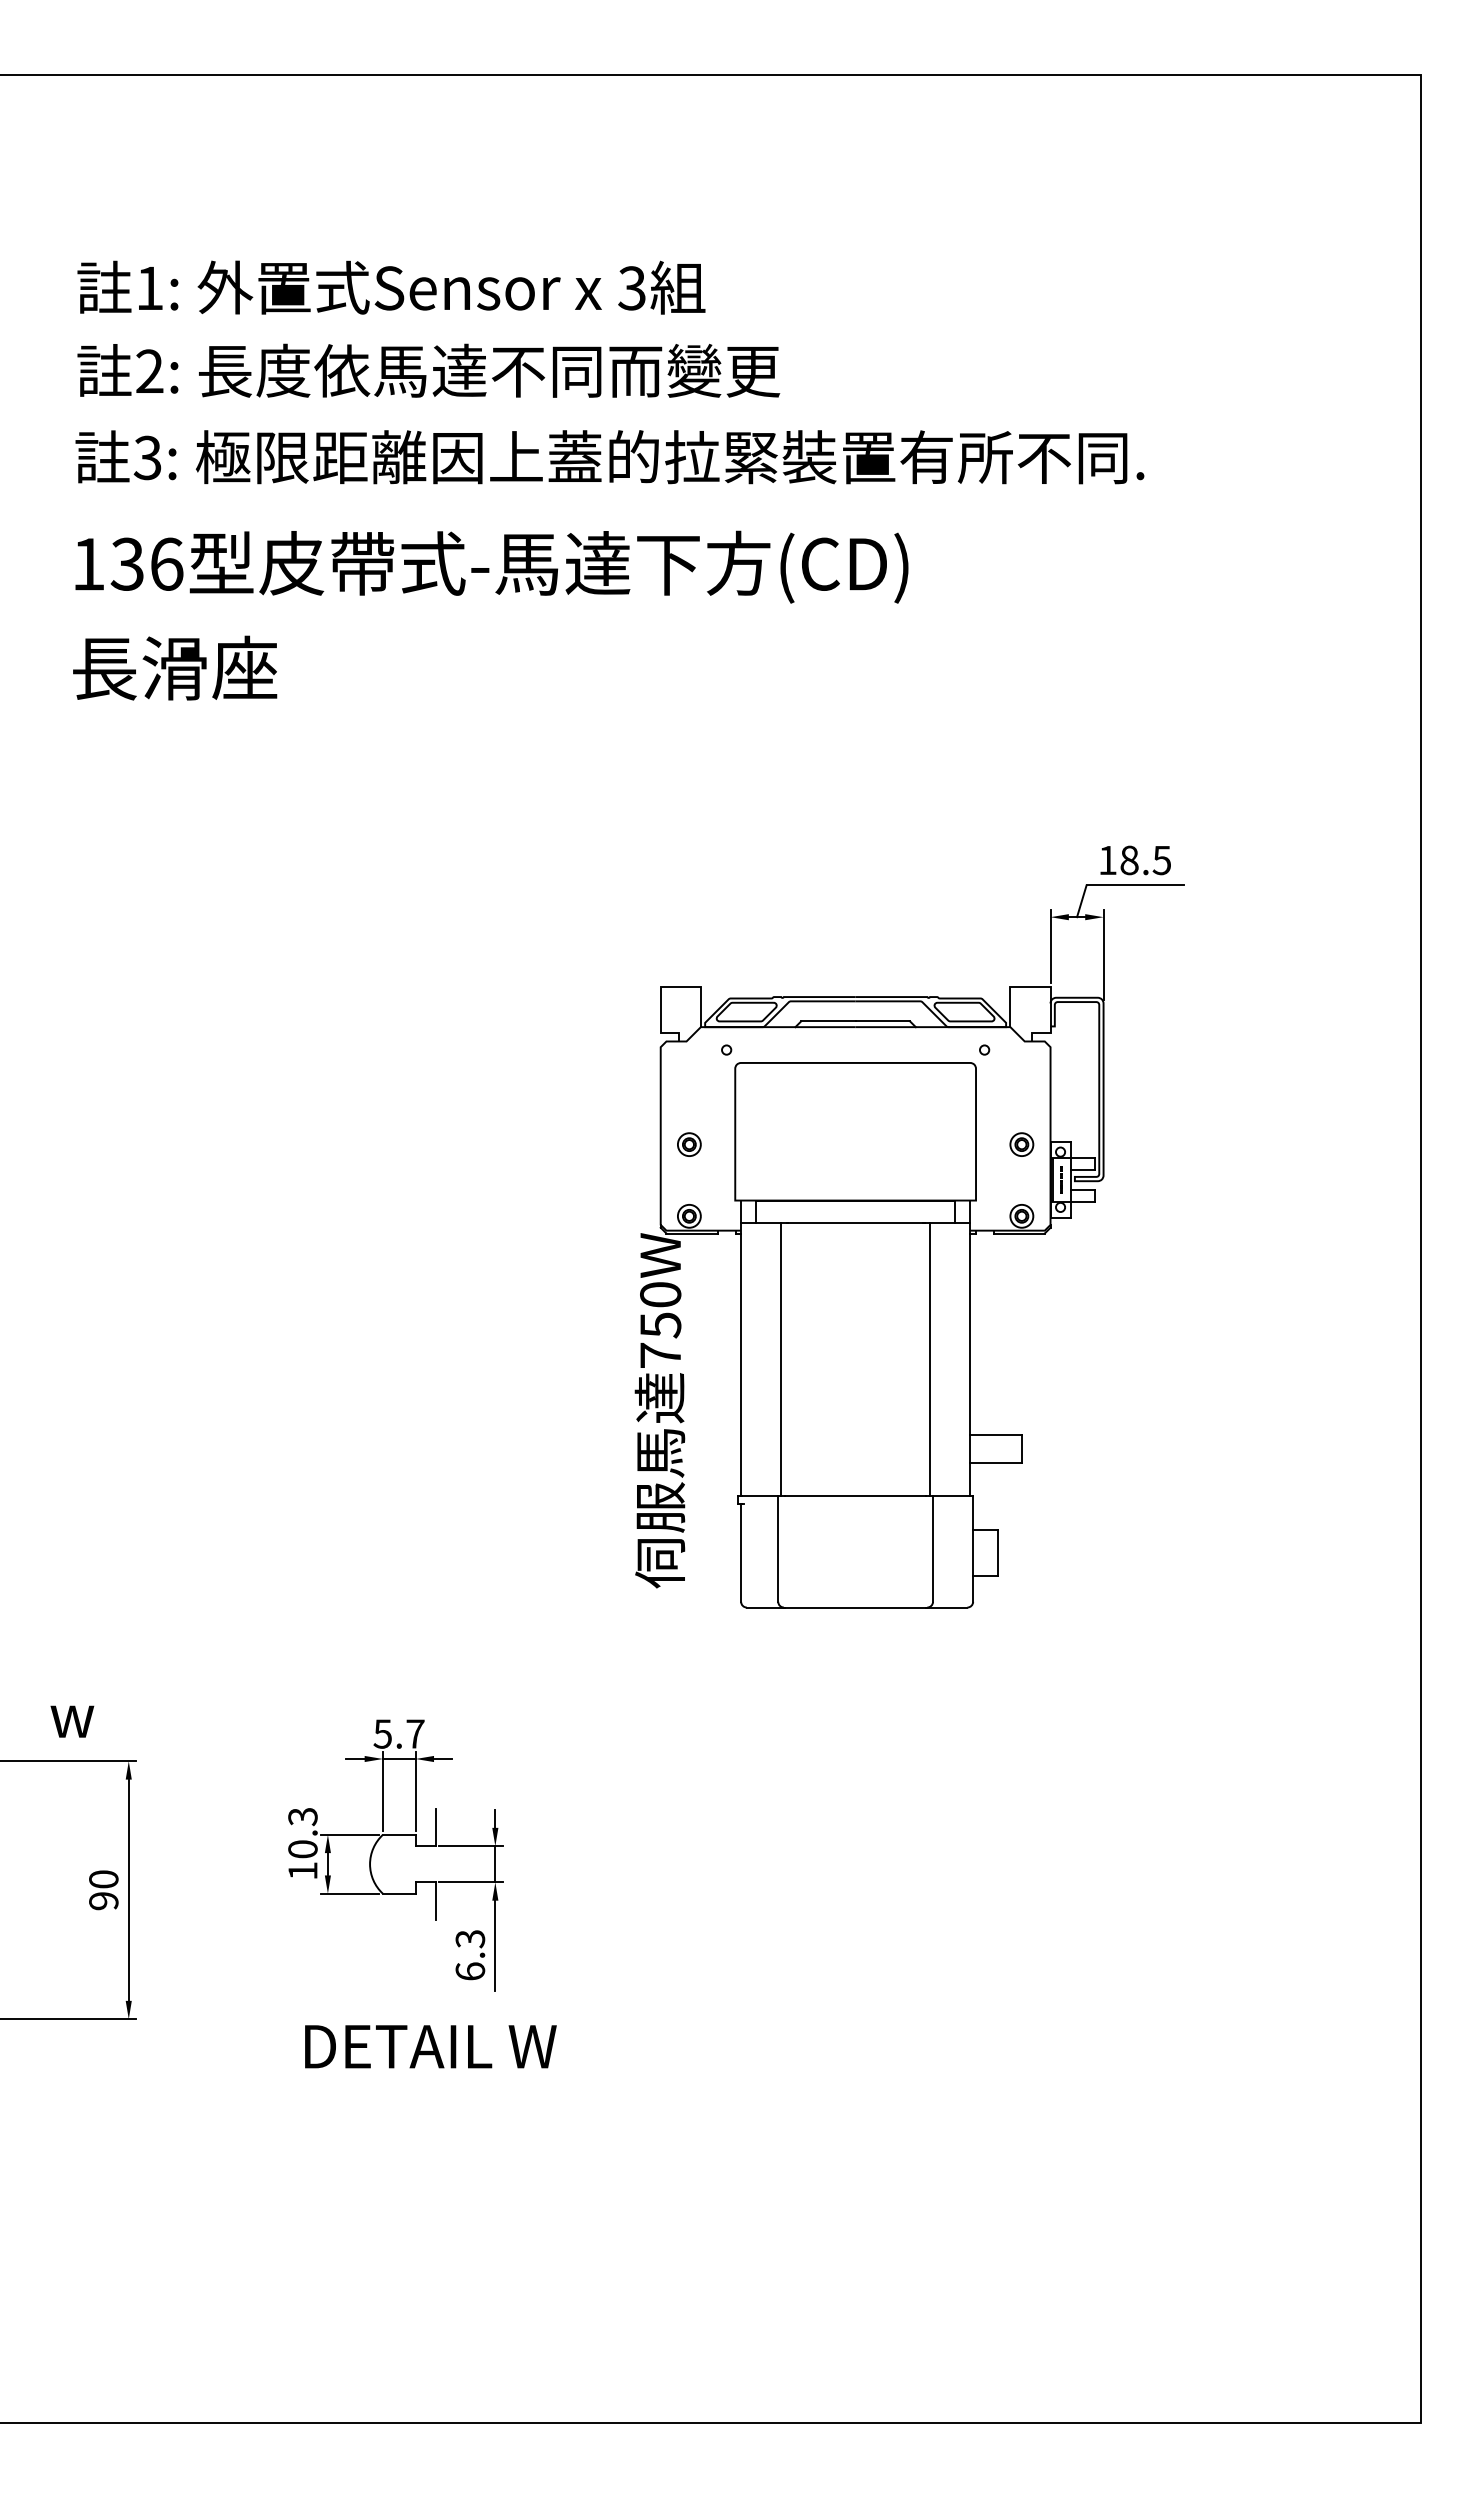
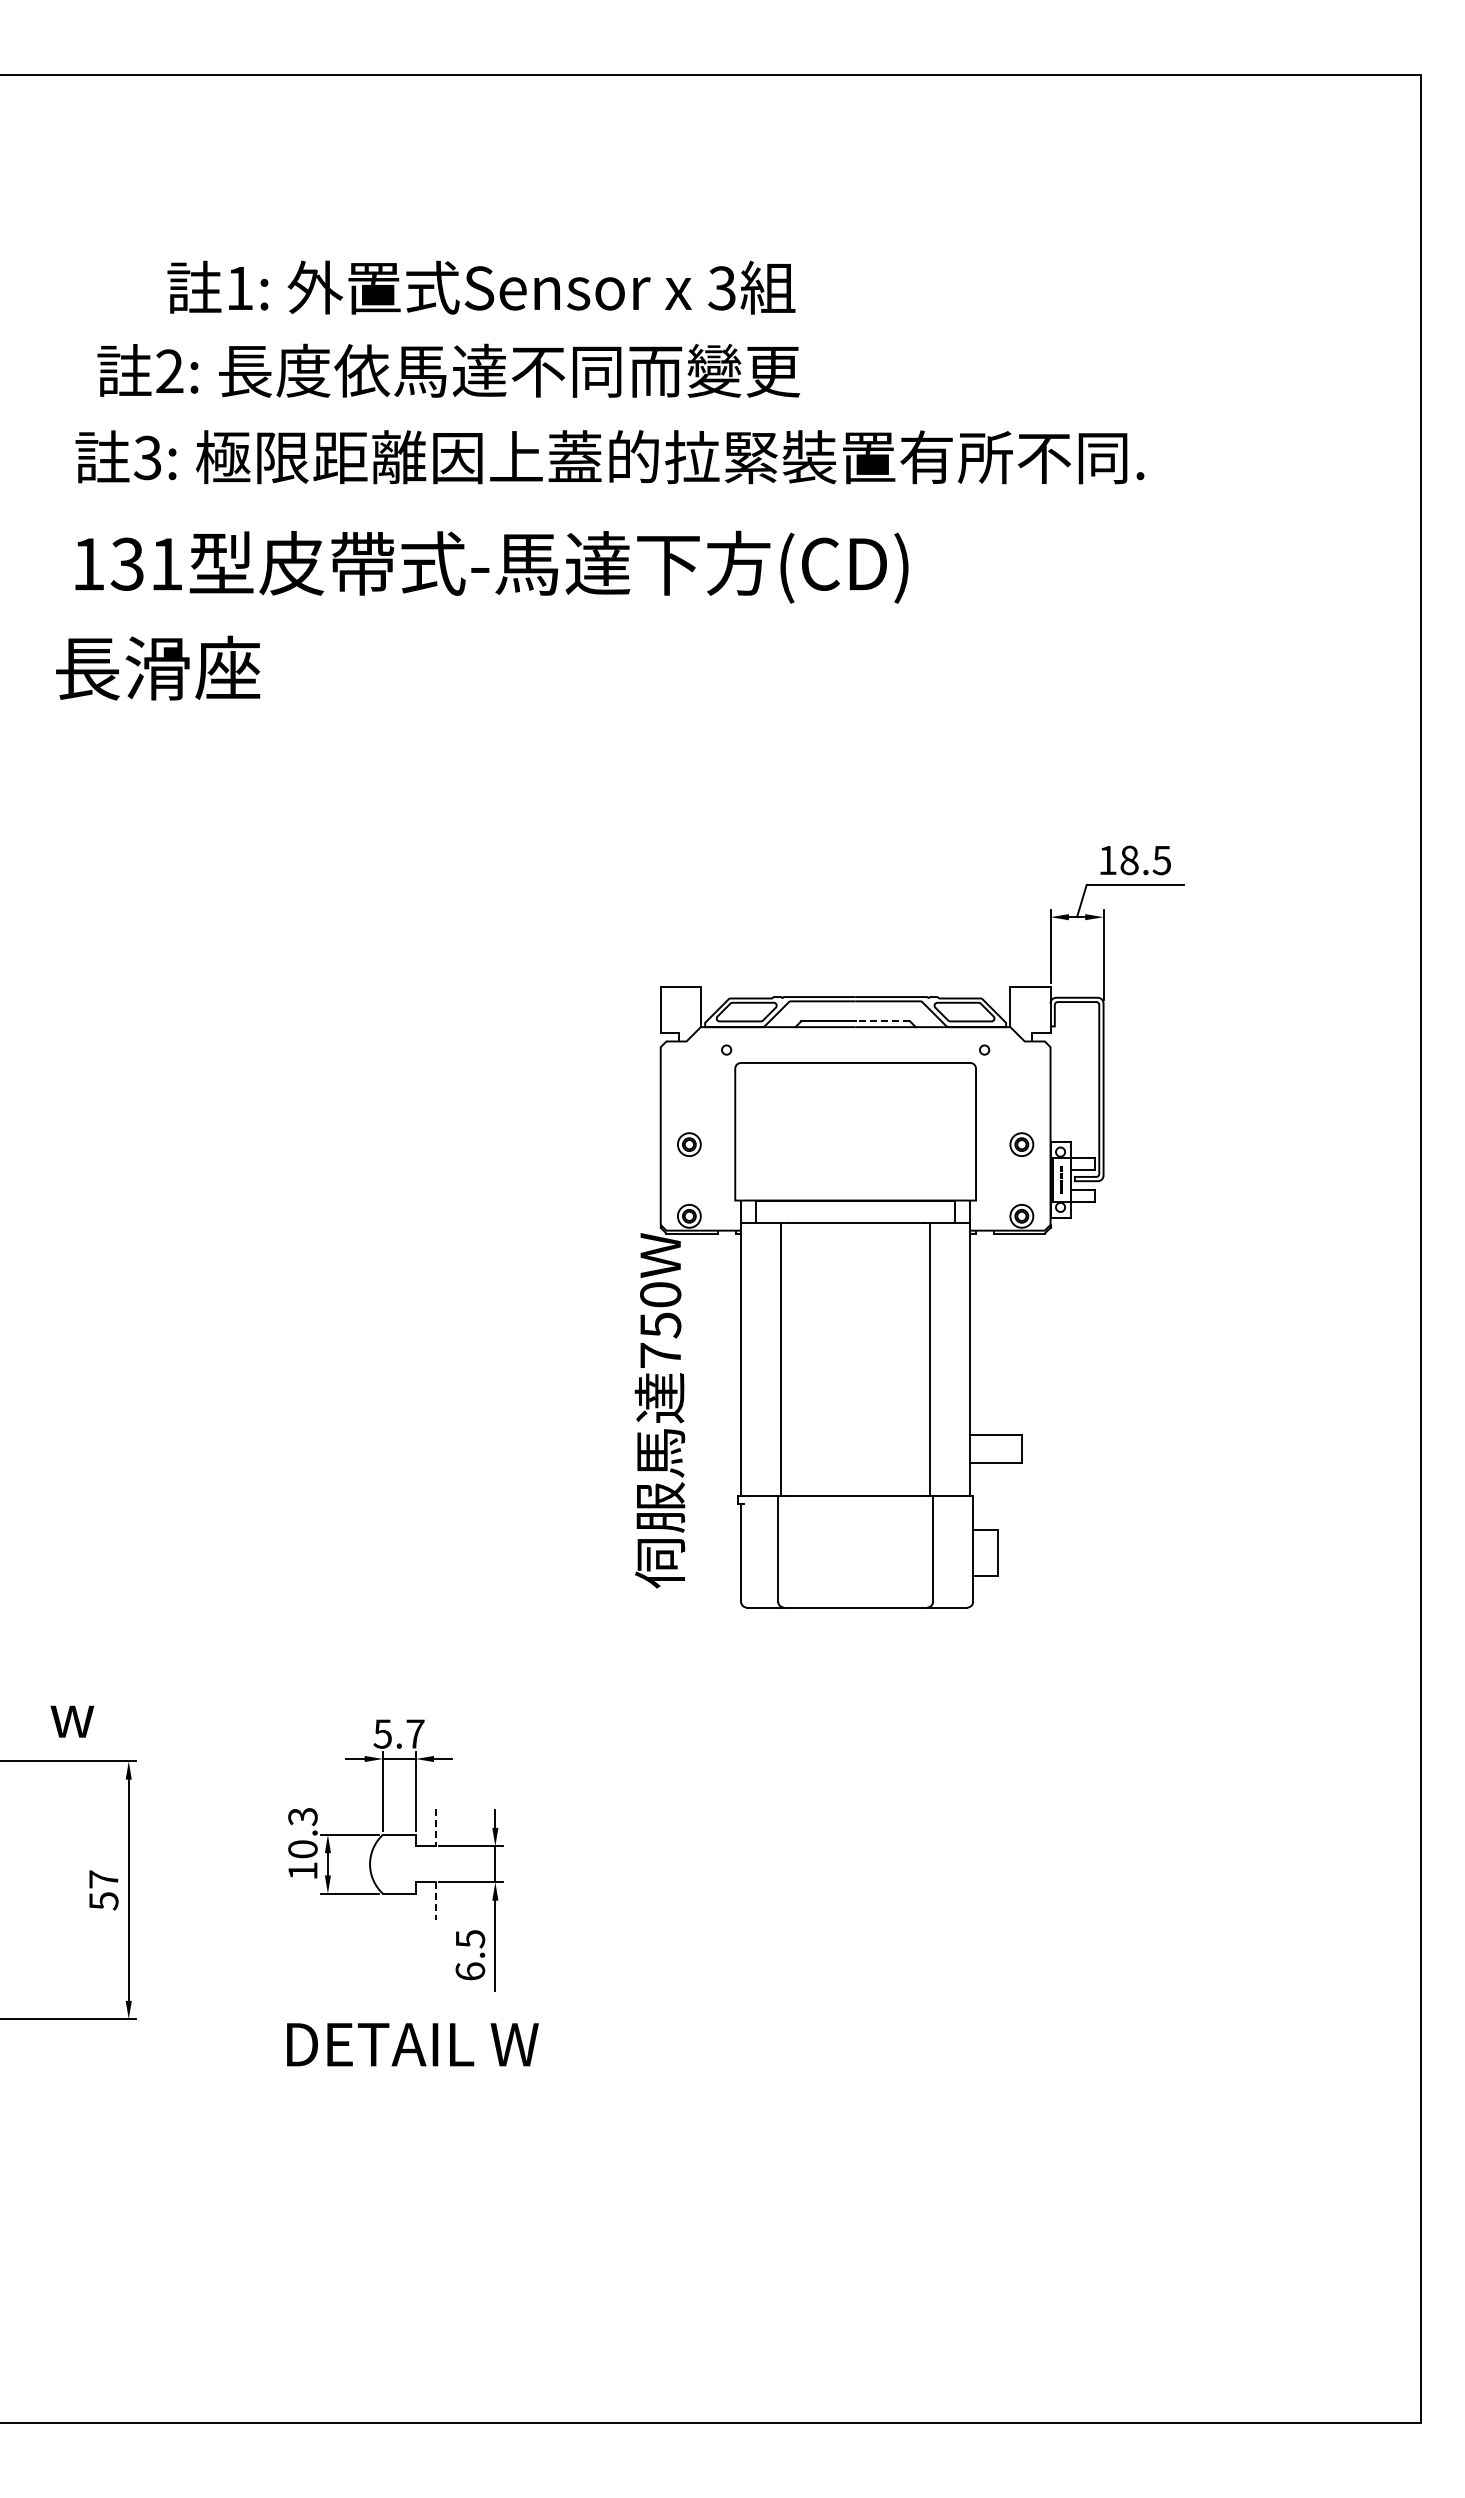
text position: (391, 287) -> (481, 287) (481, 287)
text position: (428, 370) -> (448, 370) (448, 370)
text: 136 -> 131 (167, 563)
text position: (175, 667) -> (158, 667) (158, 667)
line: solid -> dashed (882, 1021)
line: solid -> dashed (435, 1828)
text: 90 -> 57 (103, 1890)
line: solid -> dashed (435, 1901)
text: 6.3 -> 6.5 (469, 1939)
text position: (430, 2046) -> (412, 2044) (412, 2044)
